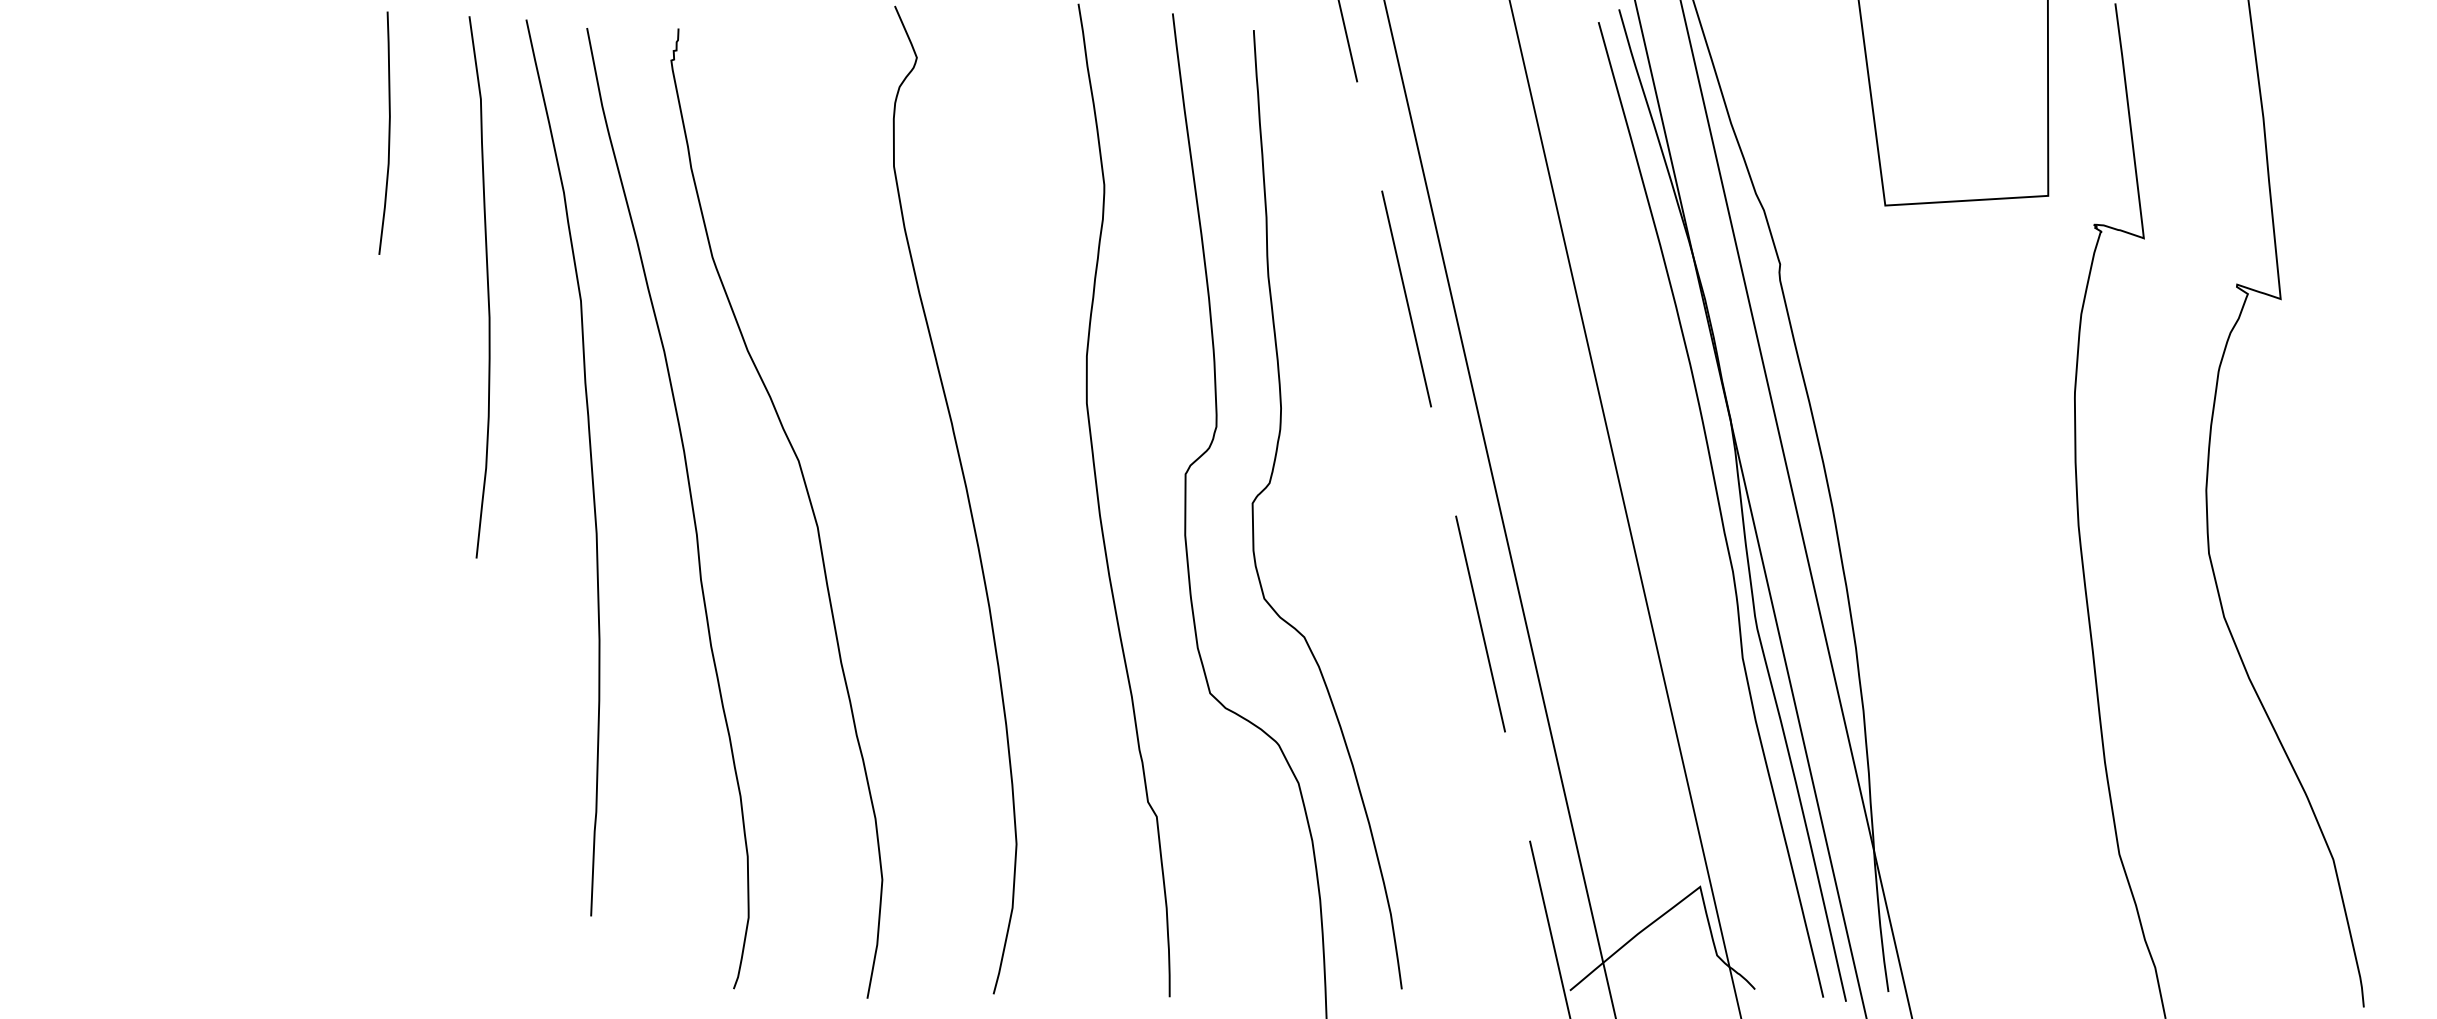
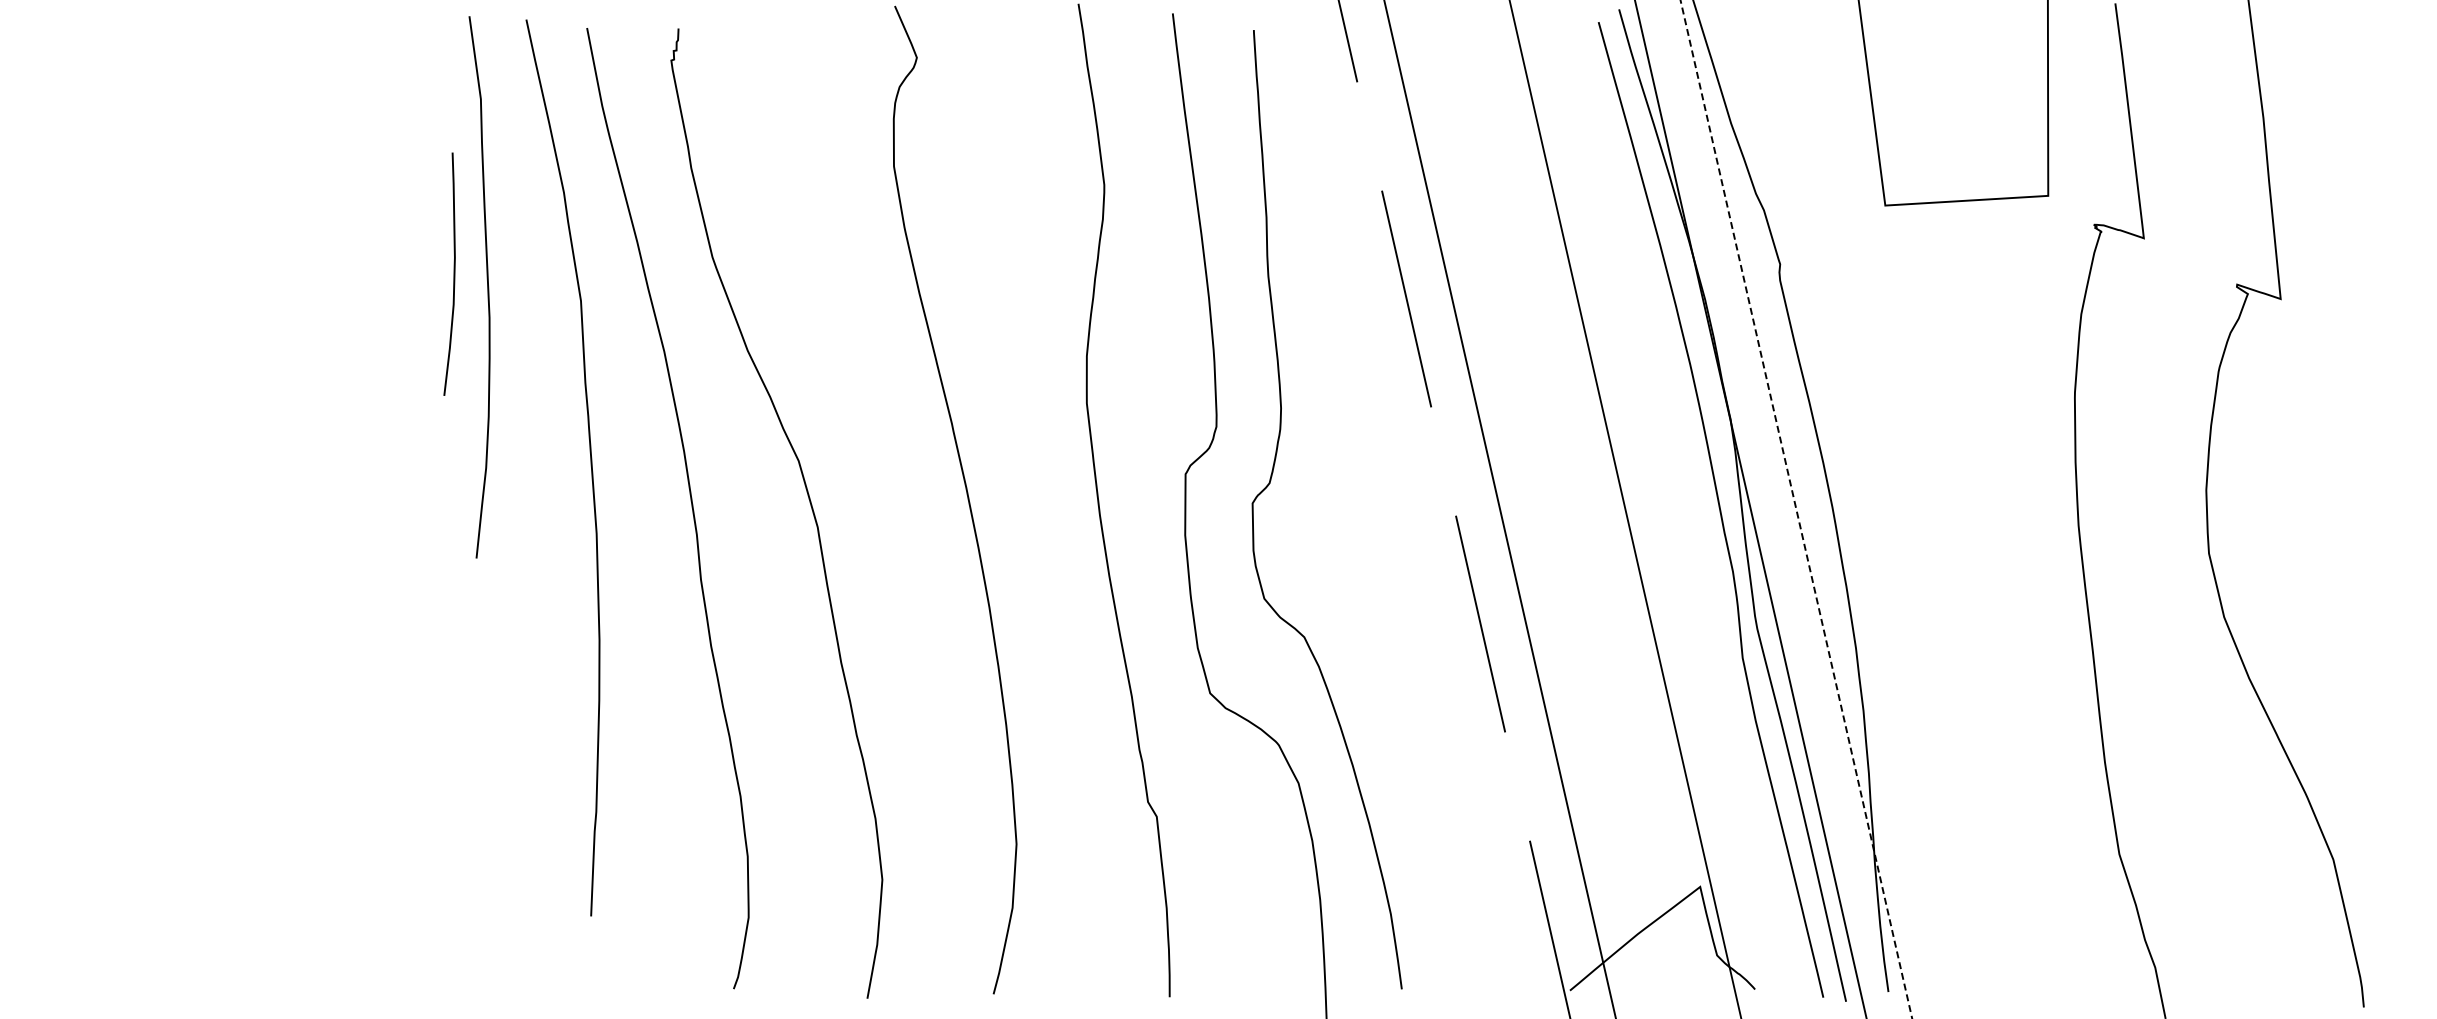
curve position: (388, 132) -> (453, 273) (453, 273)
line: solid -> dashed (1796, 509)
